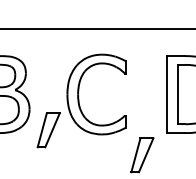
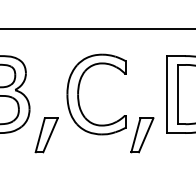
part position: (48, 130) -> (46, 135) (46, 135)
part position: (142, 155) -> (142, 135) (142, 135)
